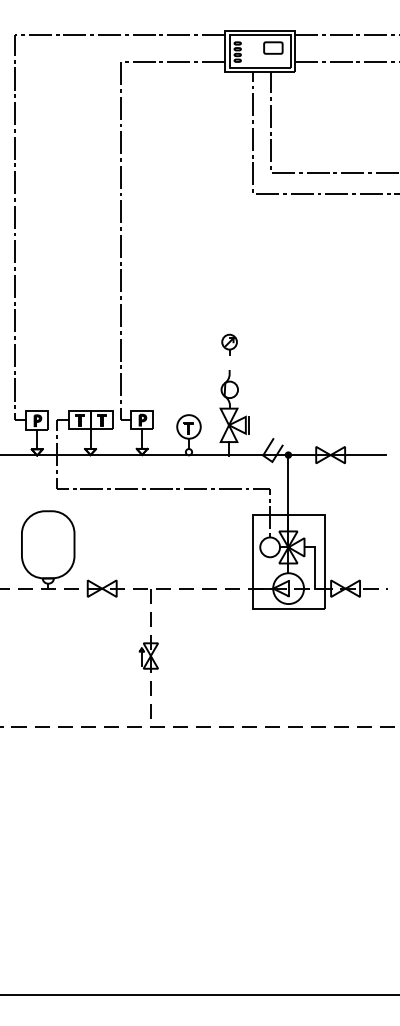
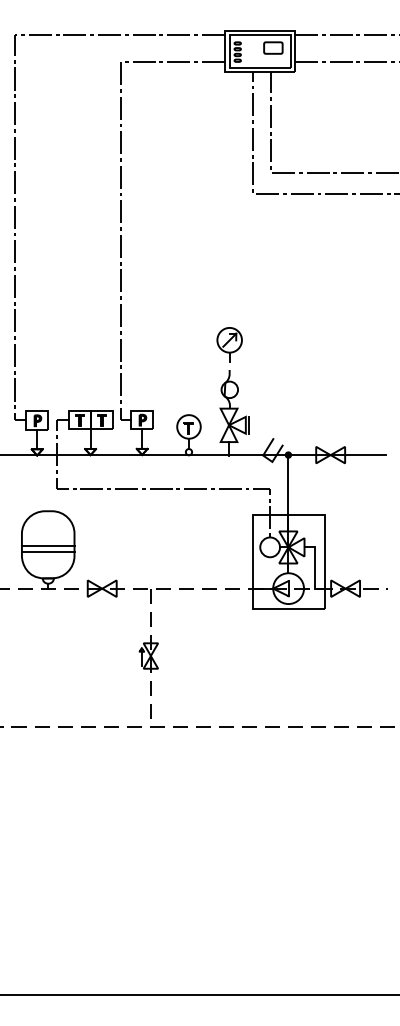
part size: 17x23 px -> 27x36 px (229, 344)
line: none -> present (48, 545)
line: none -> present (48, 552)
